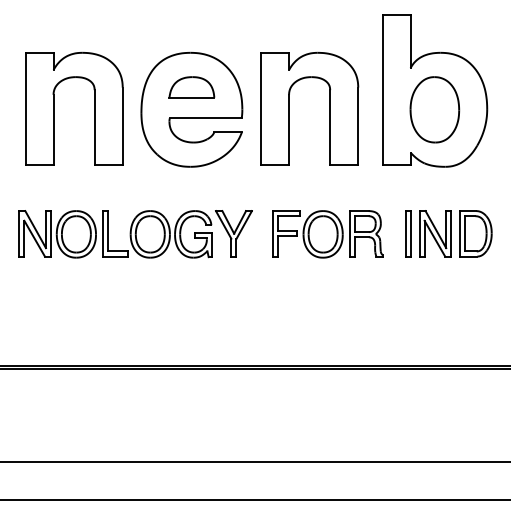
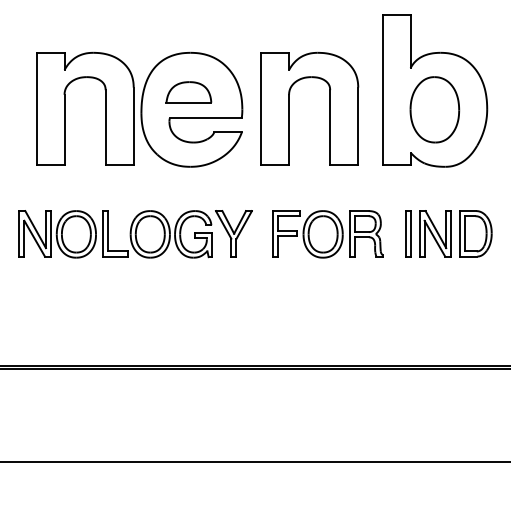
part position: (191, 87) -> (188, 92) (188, 92)
part position: (54, 108) -> (65, 108) (65, 108)
line: present -> none (254, 499)
